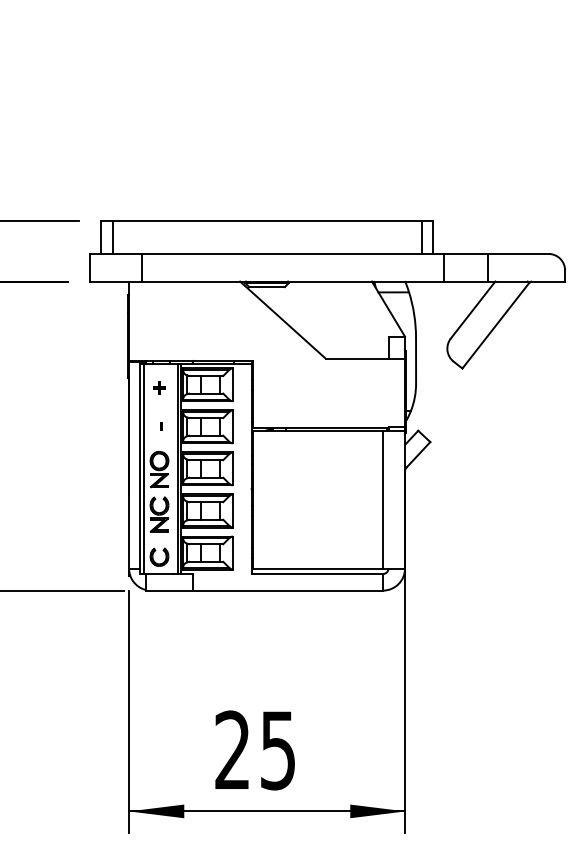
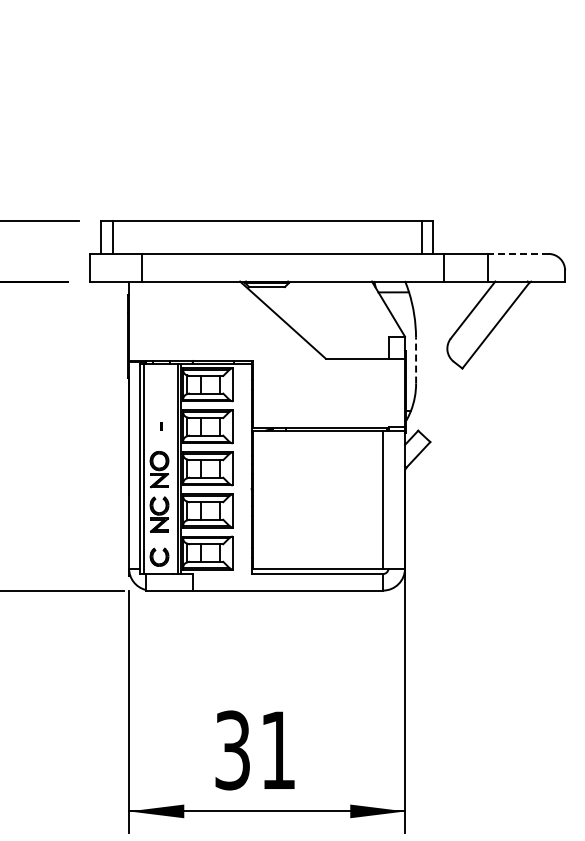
line: solid -> dashed (517, 253)
line: solid -> dashed (416, 360)
part: present -> none (159, 387)
text: 25 -> 31 (254, 750)
